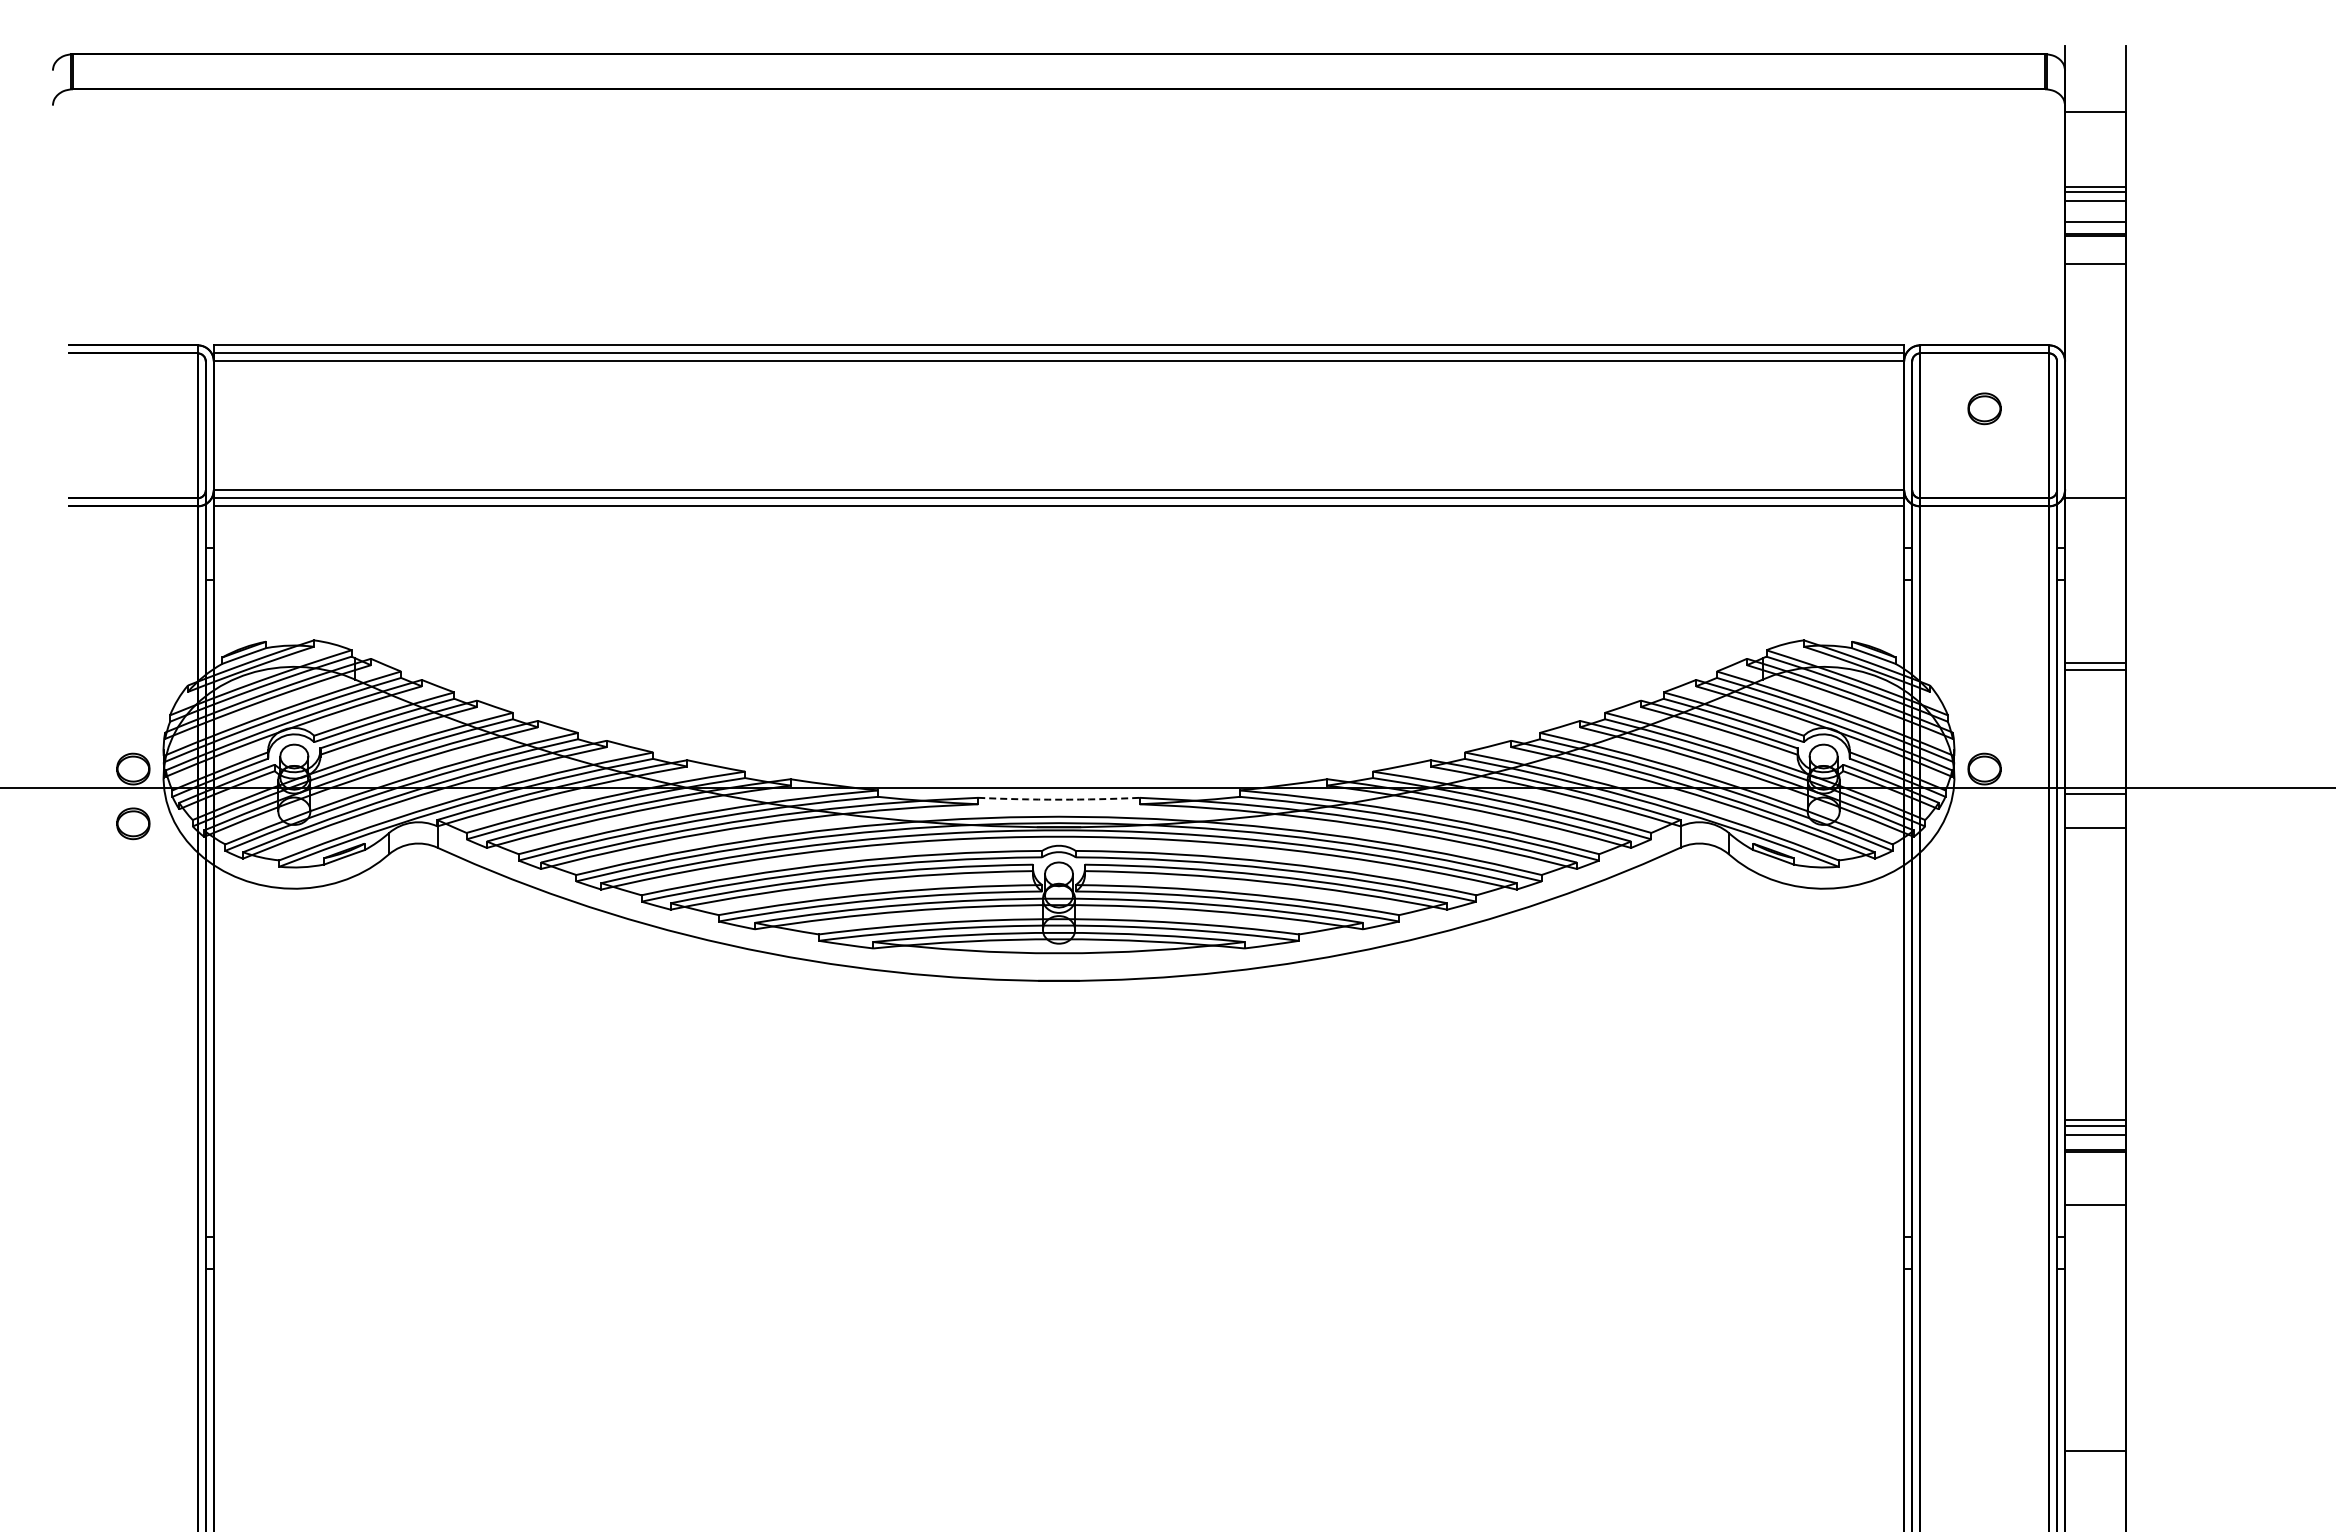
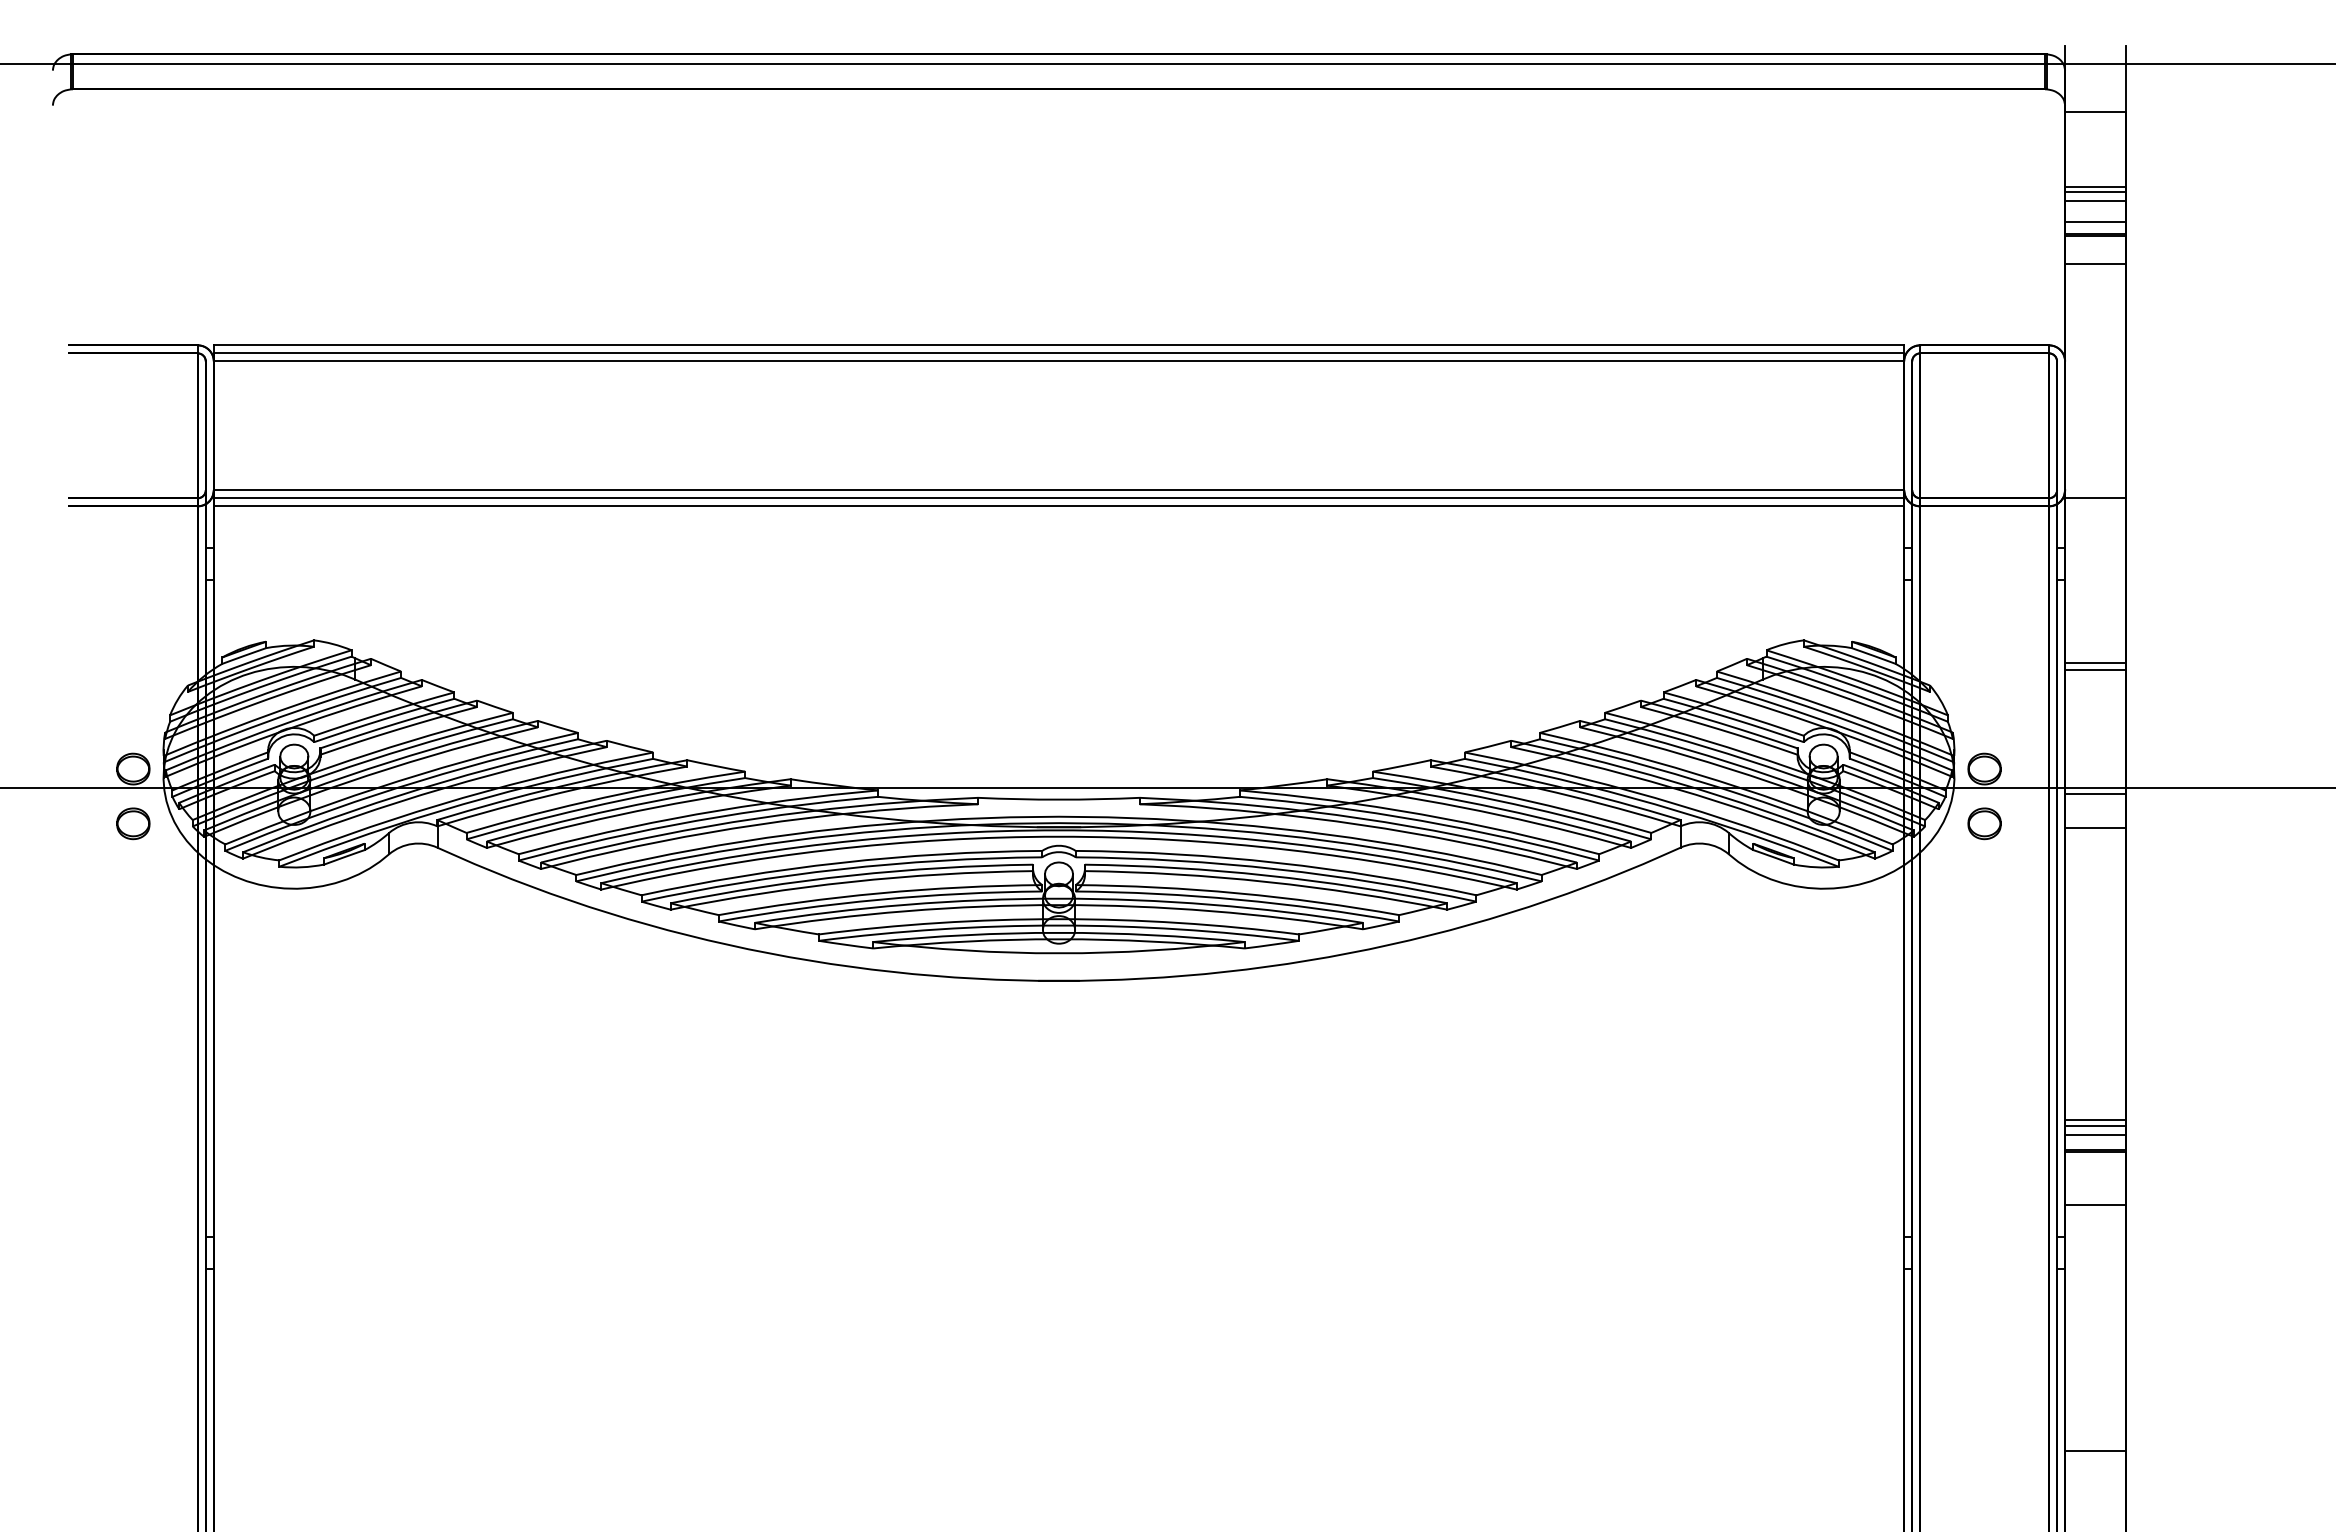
line: none -> present (1167, 63)
part position: (1984, 408) -> (1984, 823) (1984, 823)
arc: dashed -> solid (1059, 799)
